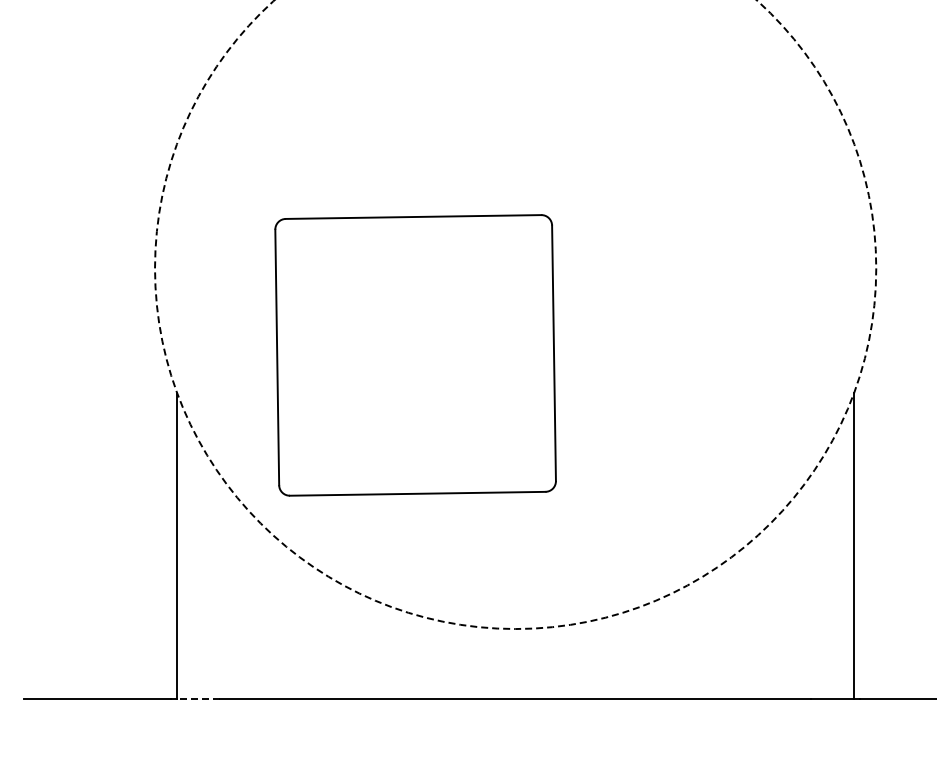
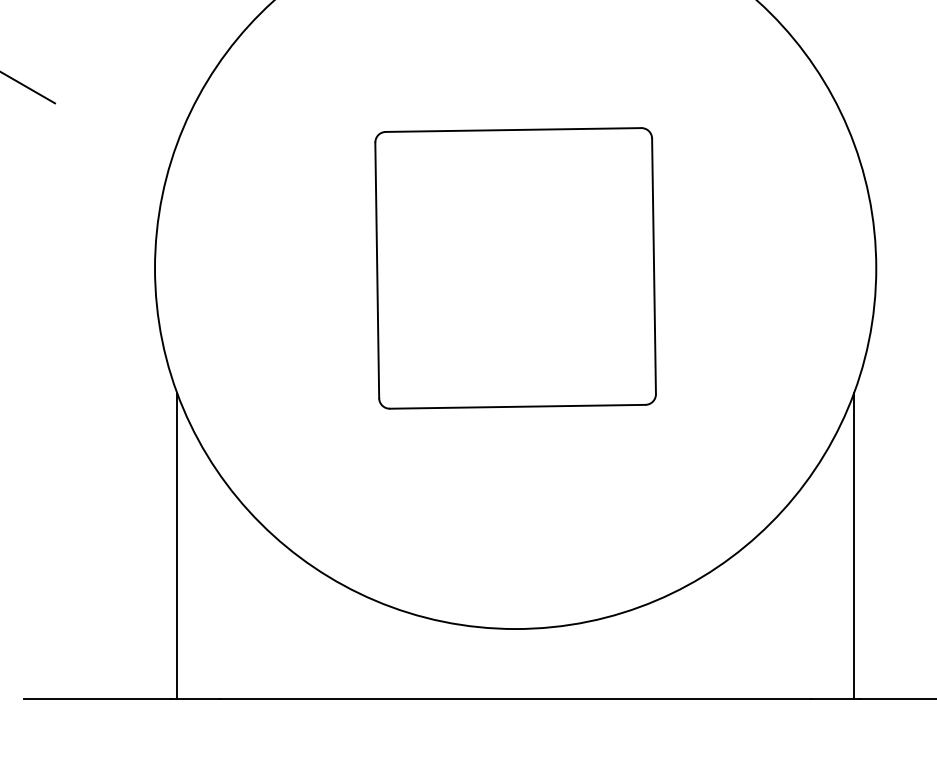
line: none -> present (28, 87)
circle: dashed -> solid (515, 314)
part position: (415, 355) -> (515, 268) (515, 268)
line: dashed -> solid (198, 699)
